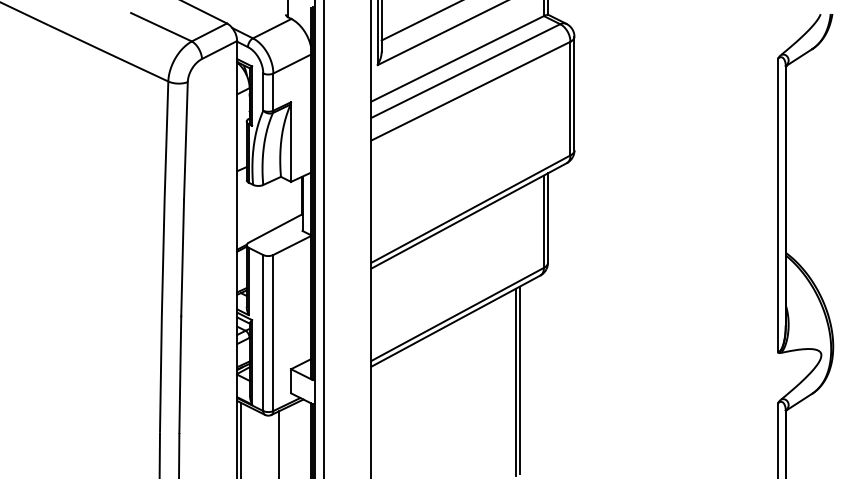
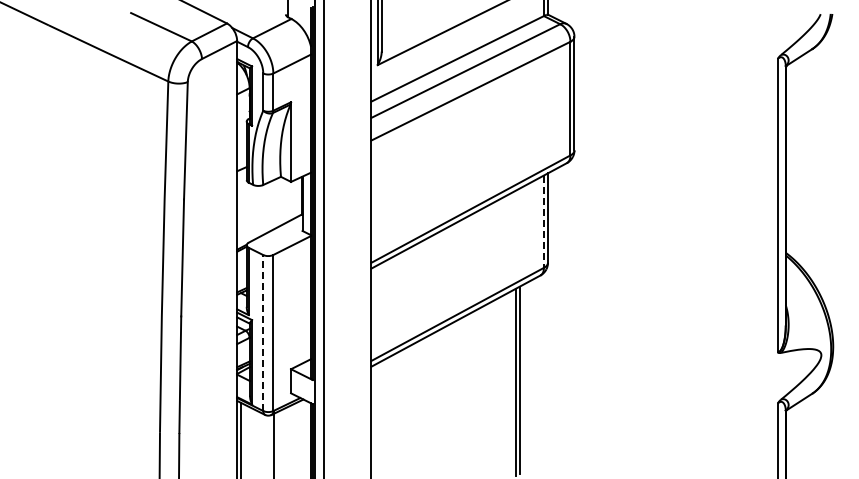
line: present -> none (420, 21)
line: solid -> dashed (543, 222)
line: solid -> dashed (263, 333)
line position: (279, 443) -> (274, 443) (274, 443)
